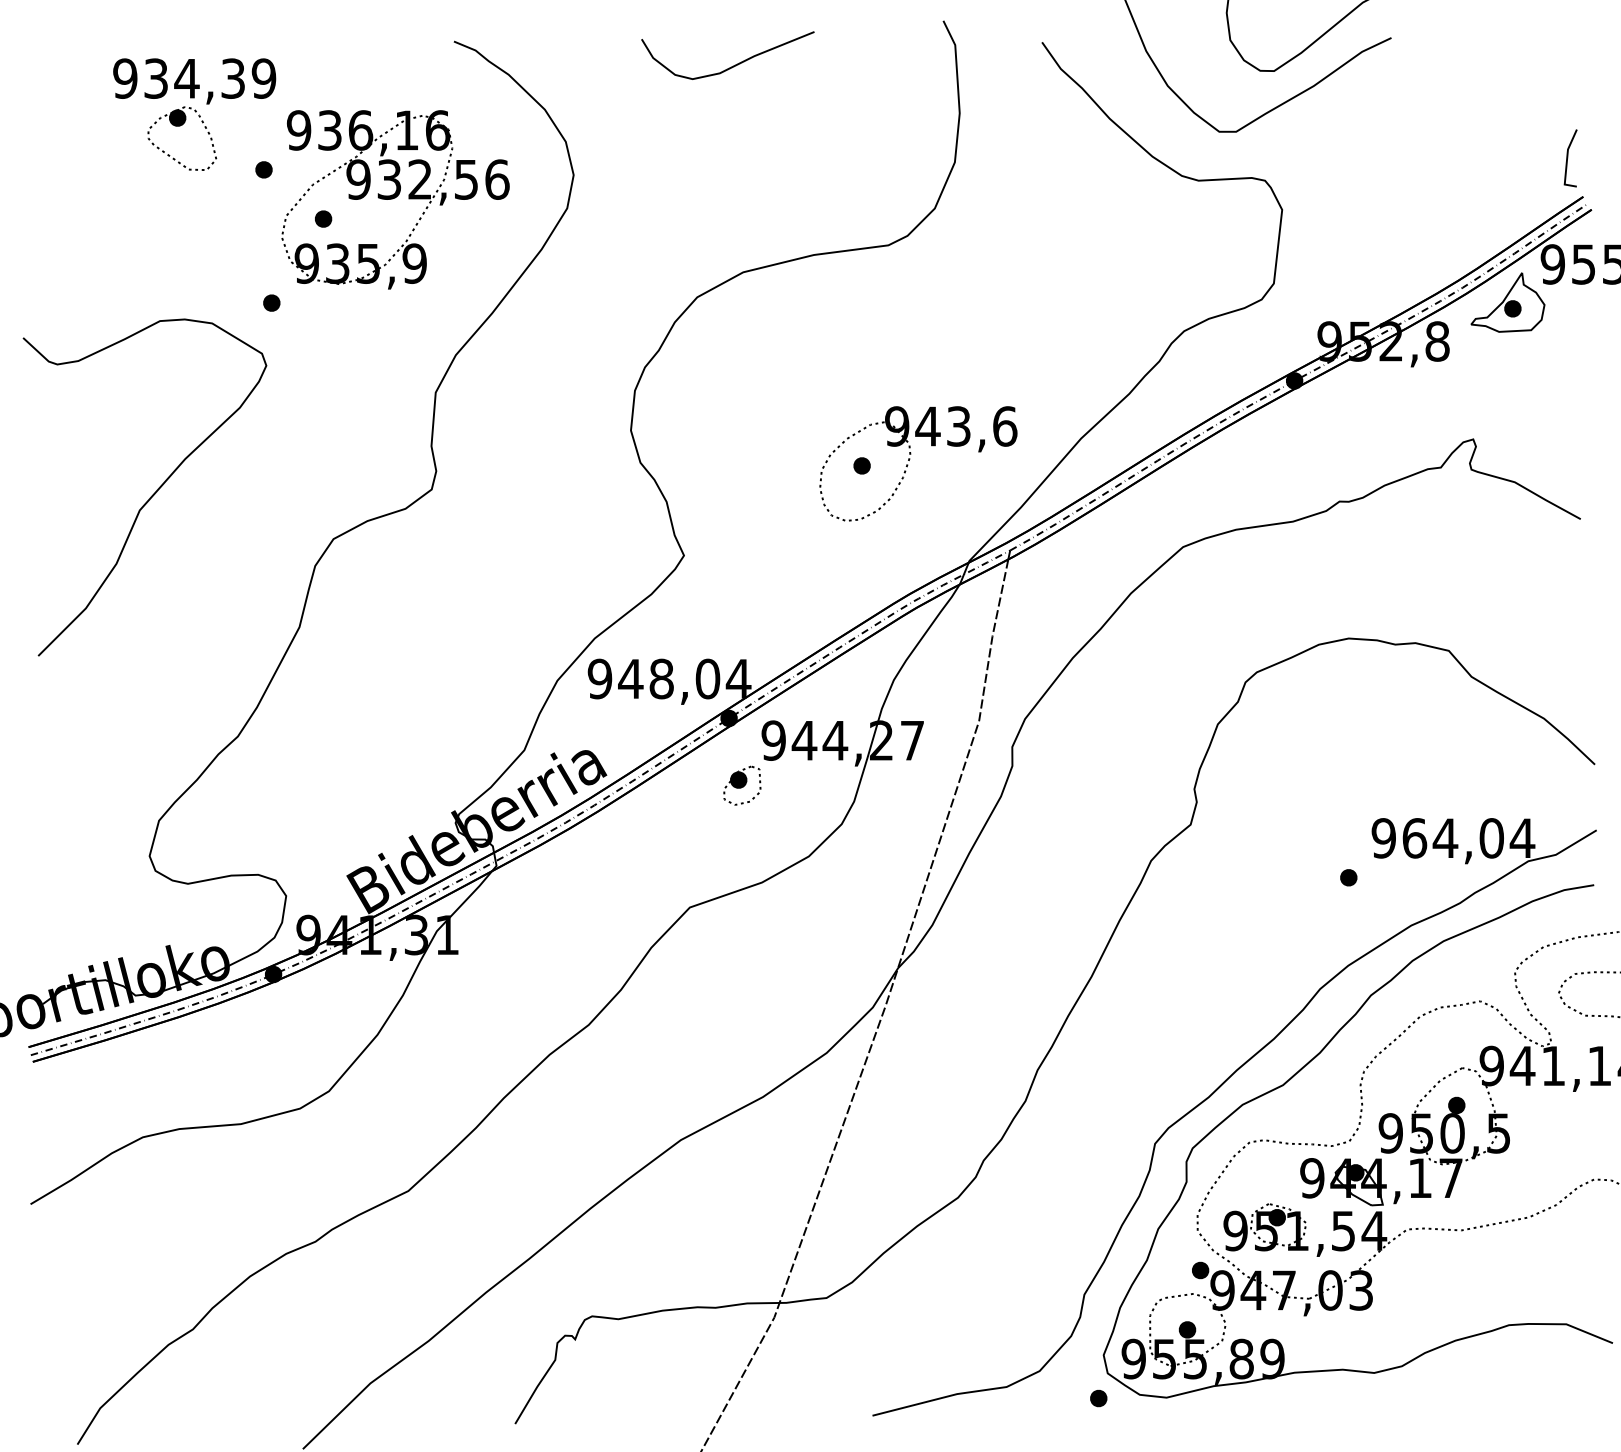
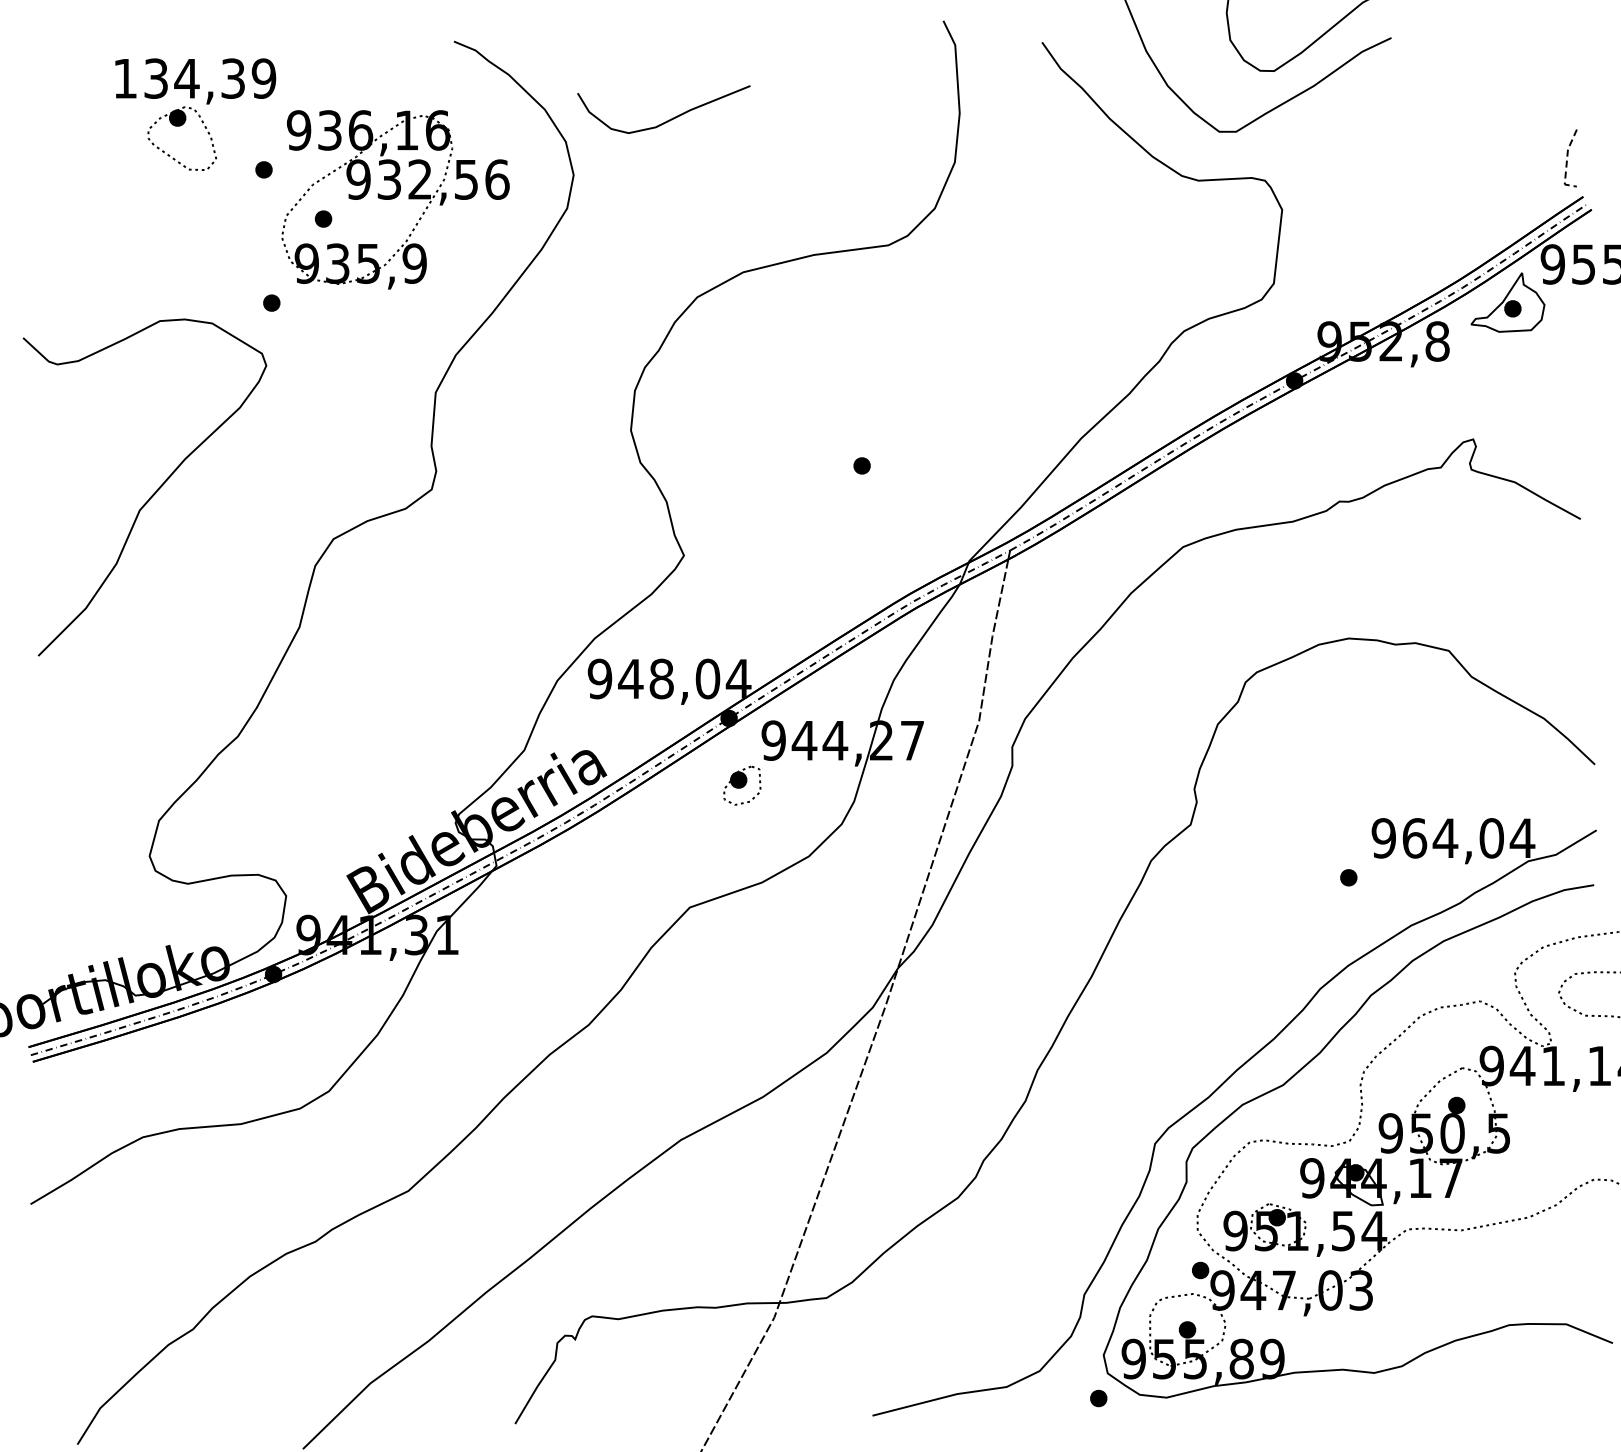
curve position: (733, 65) -> (669, 119) (669, 119)
text: 934,39 -> 134,39 (125, 78)
line: solid -> dashed (1566, 163)
part: present -> none (910, 459)
